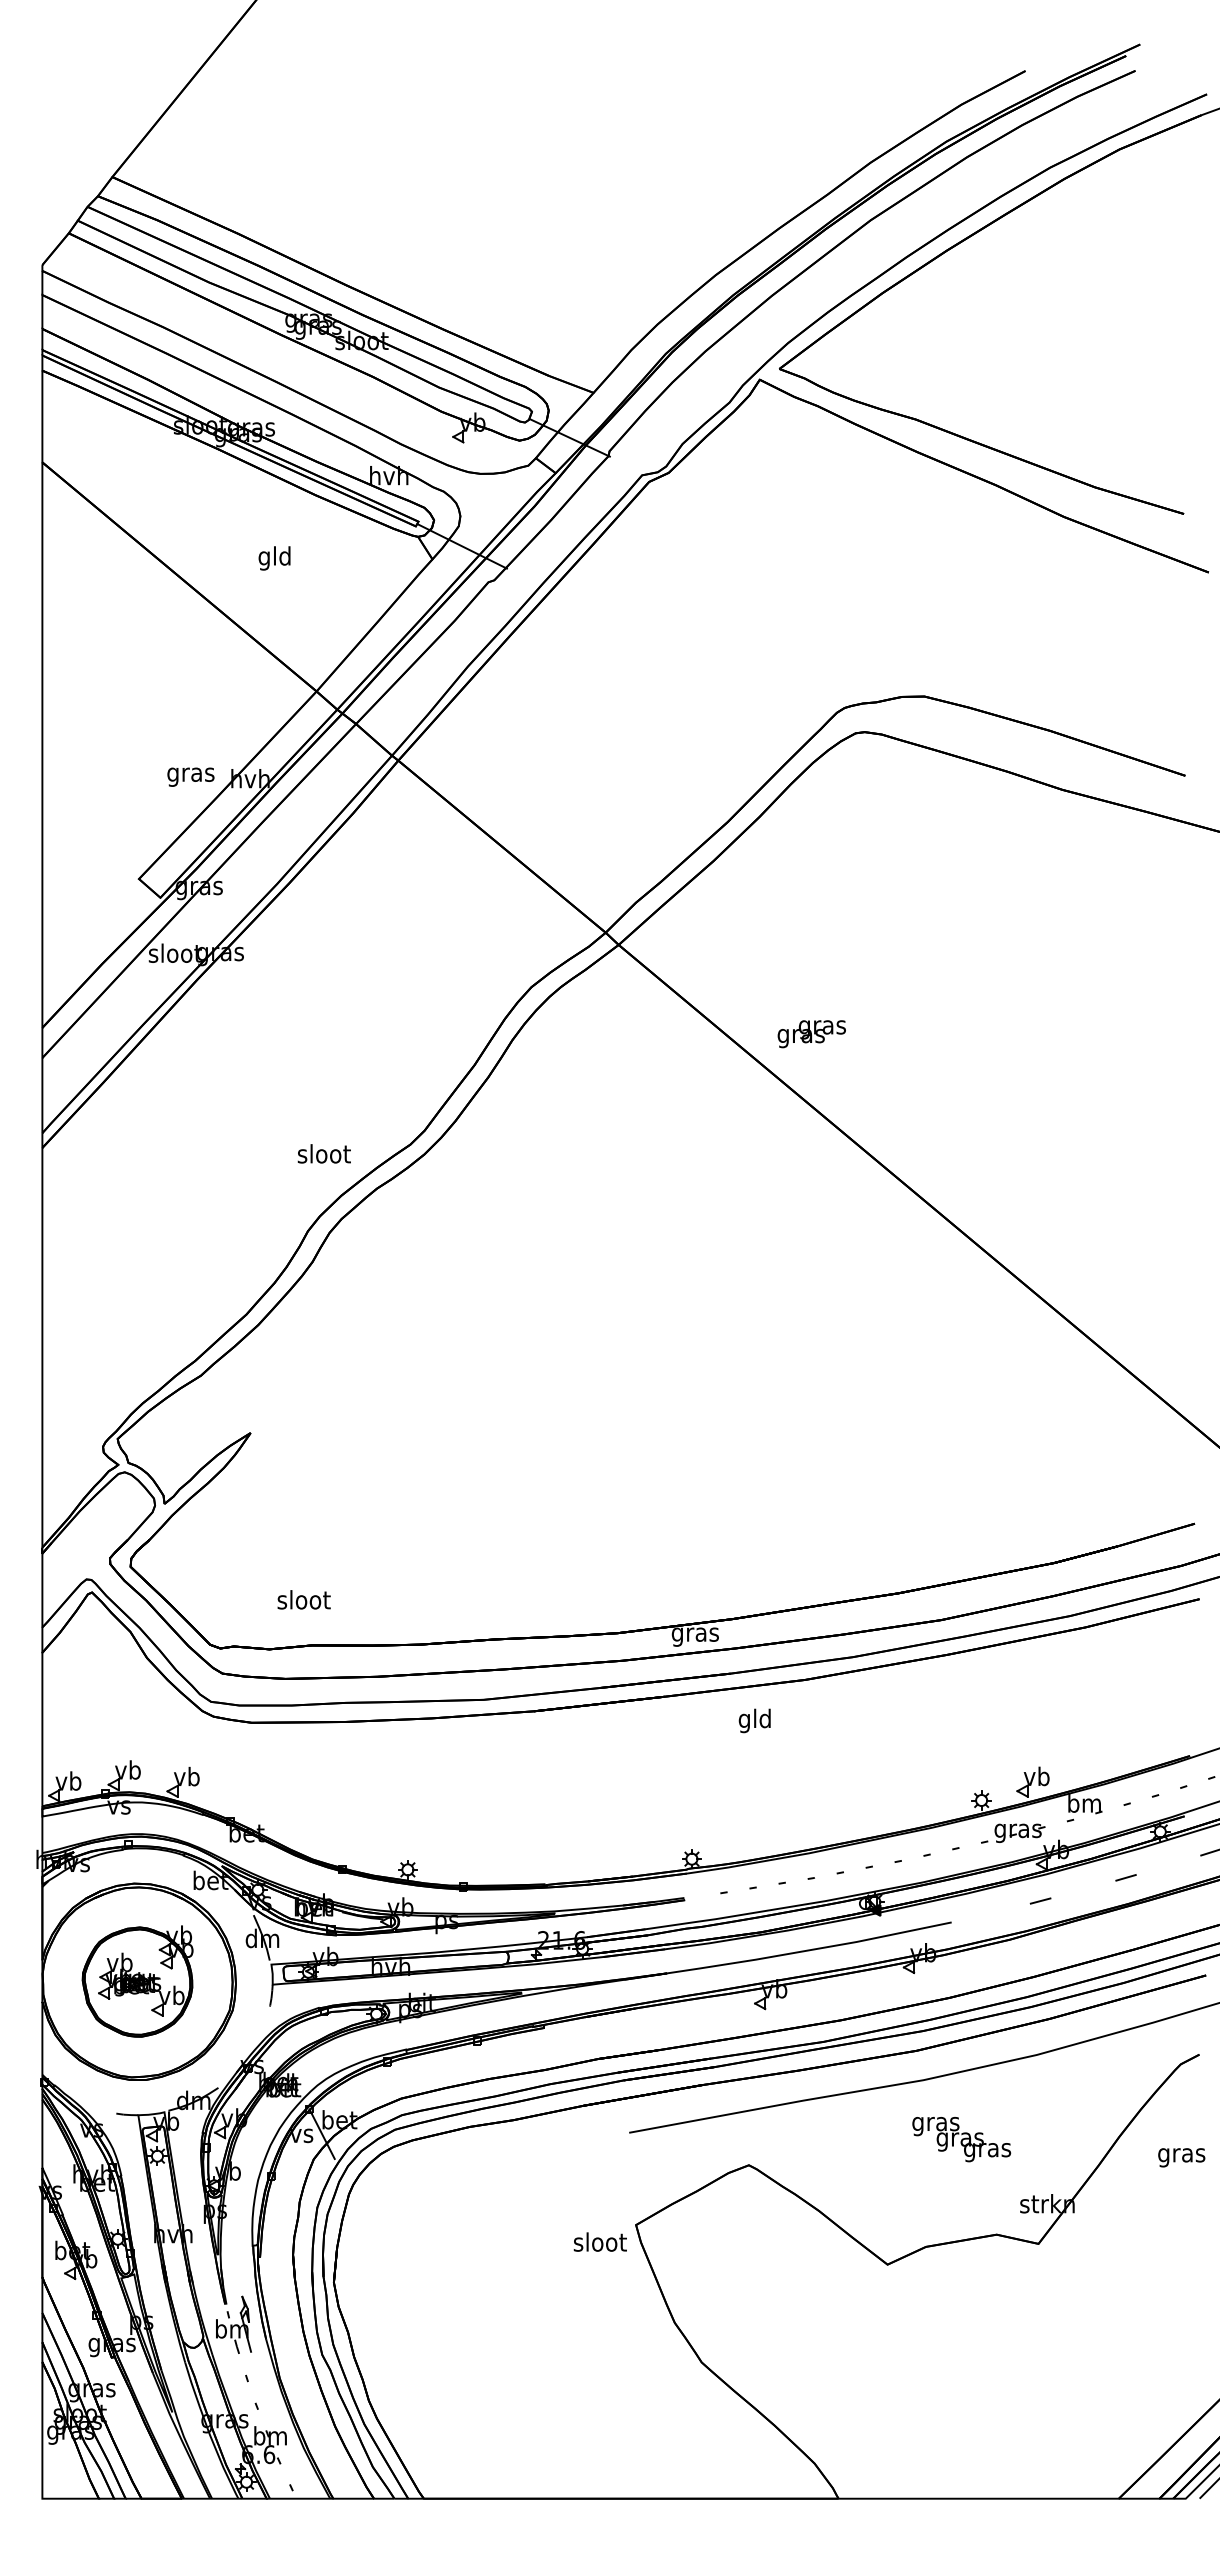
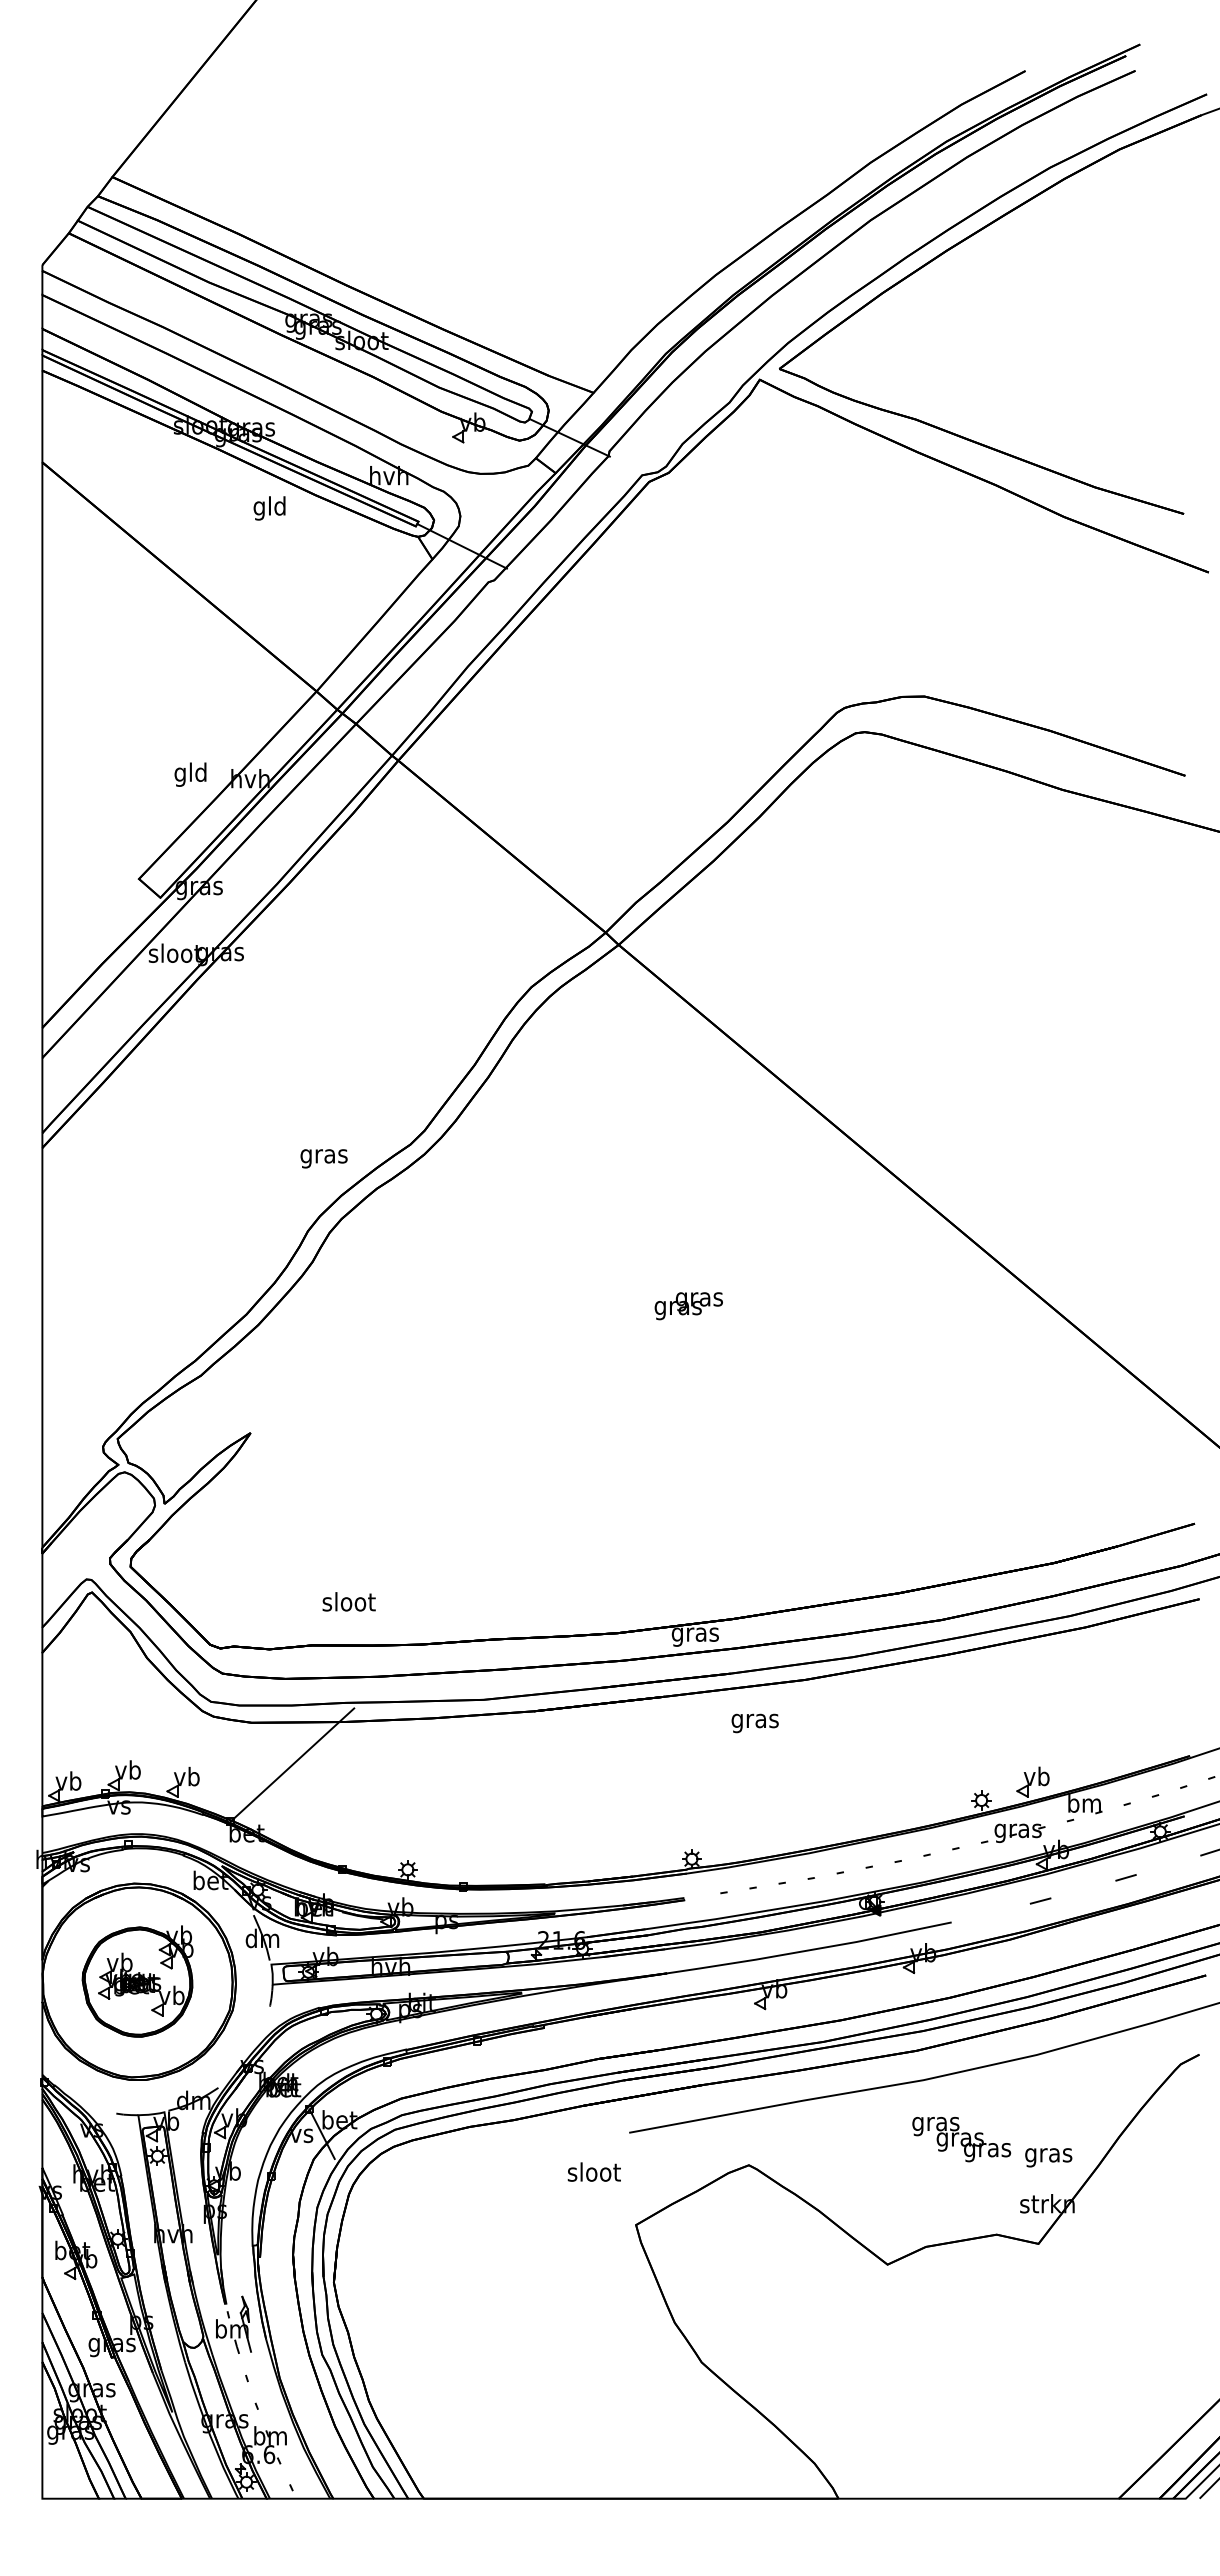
text position: (274, 558) -> (269, 508) (269, 508)
text: gras -> gld (190, 774)
text position: (811, 1034) -> (688, 1306) (688, 1306)
text: sloot -> gras (323, 1156)
text position: (303, 1599) -> (348, 1601) (348, 1601)
text: gld -> gras (754, 1720)
line: none -> present (292, 1764)
text position: (1181, 2157) -> (1048, 2157) (1048, 2157)
text position: (599, 2241) -> (593, 2171) (593, 2171)
